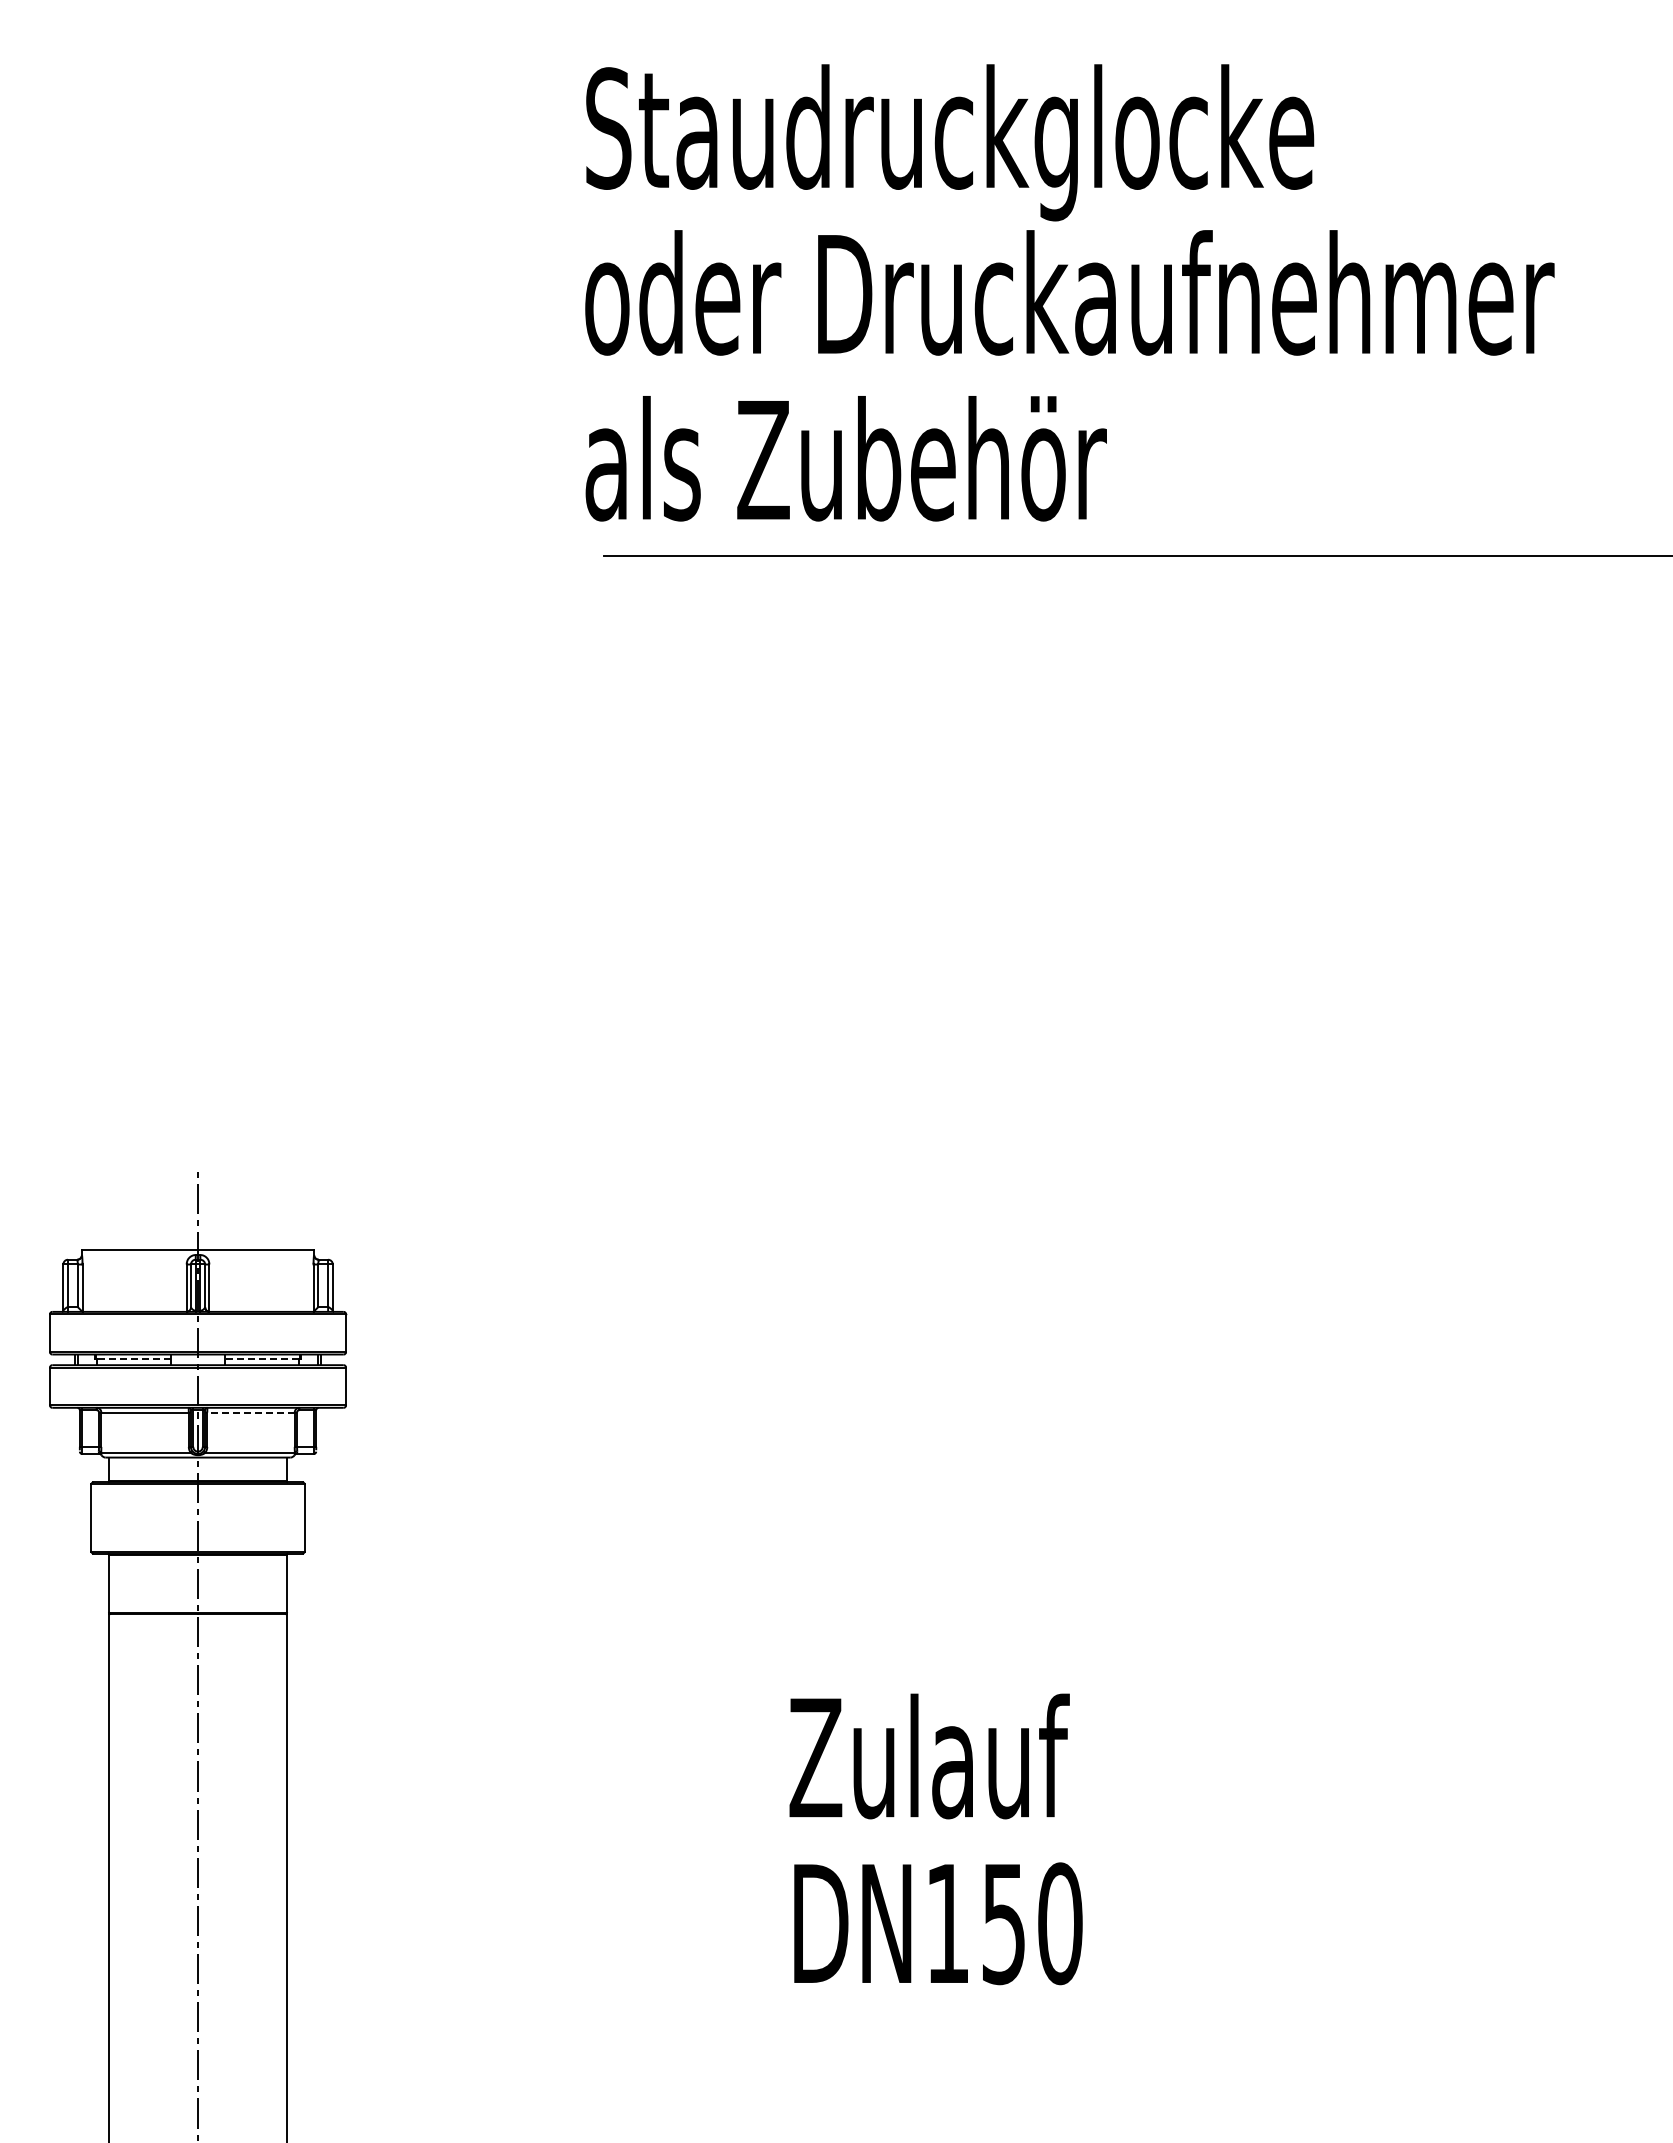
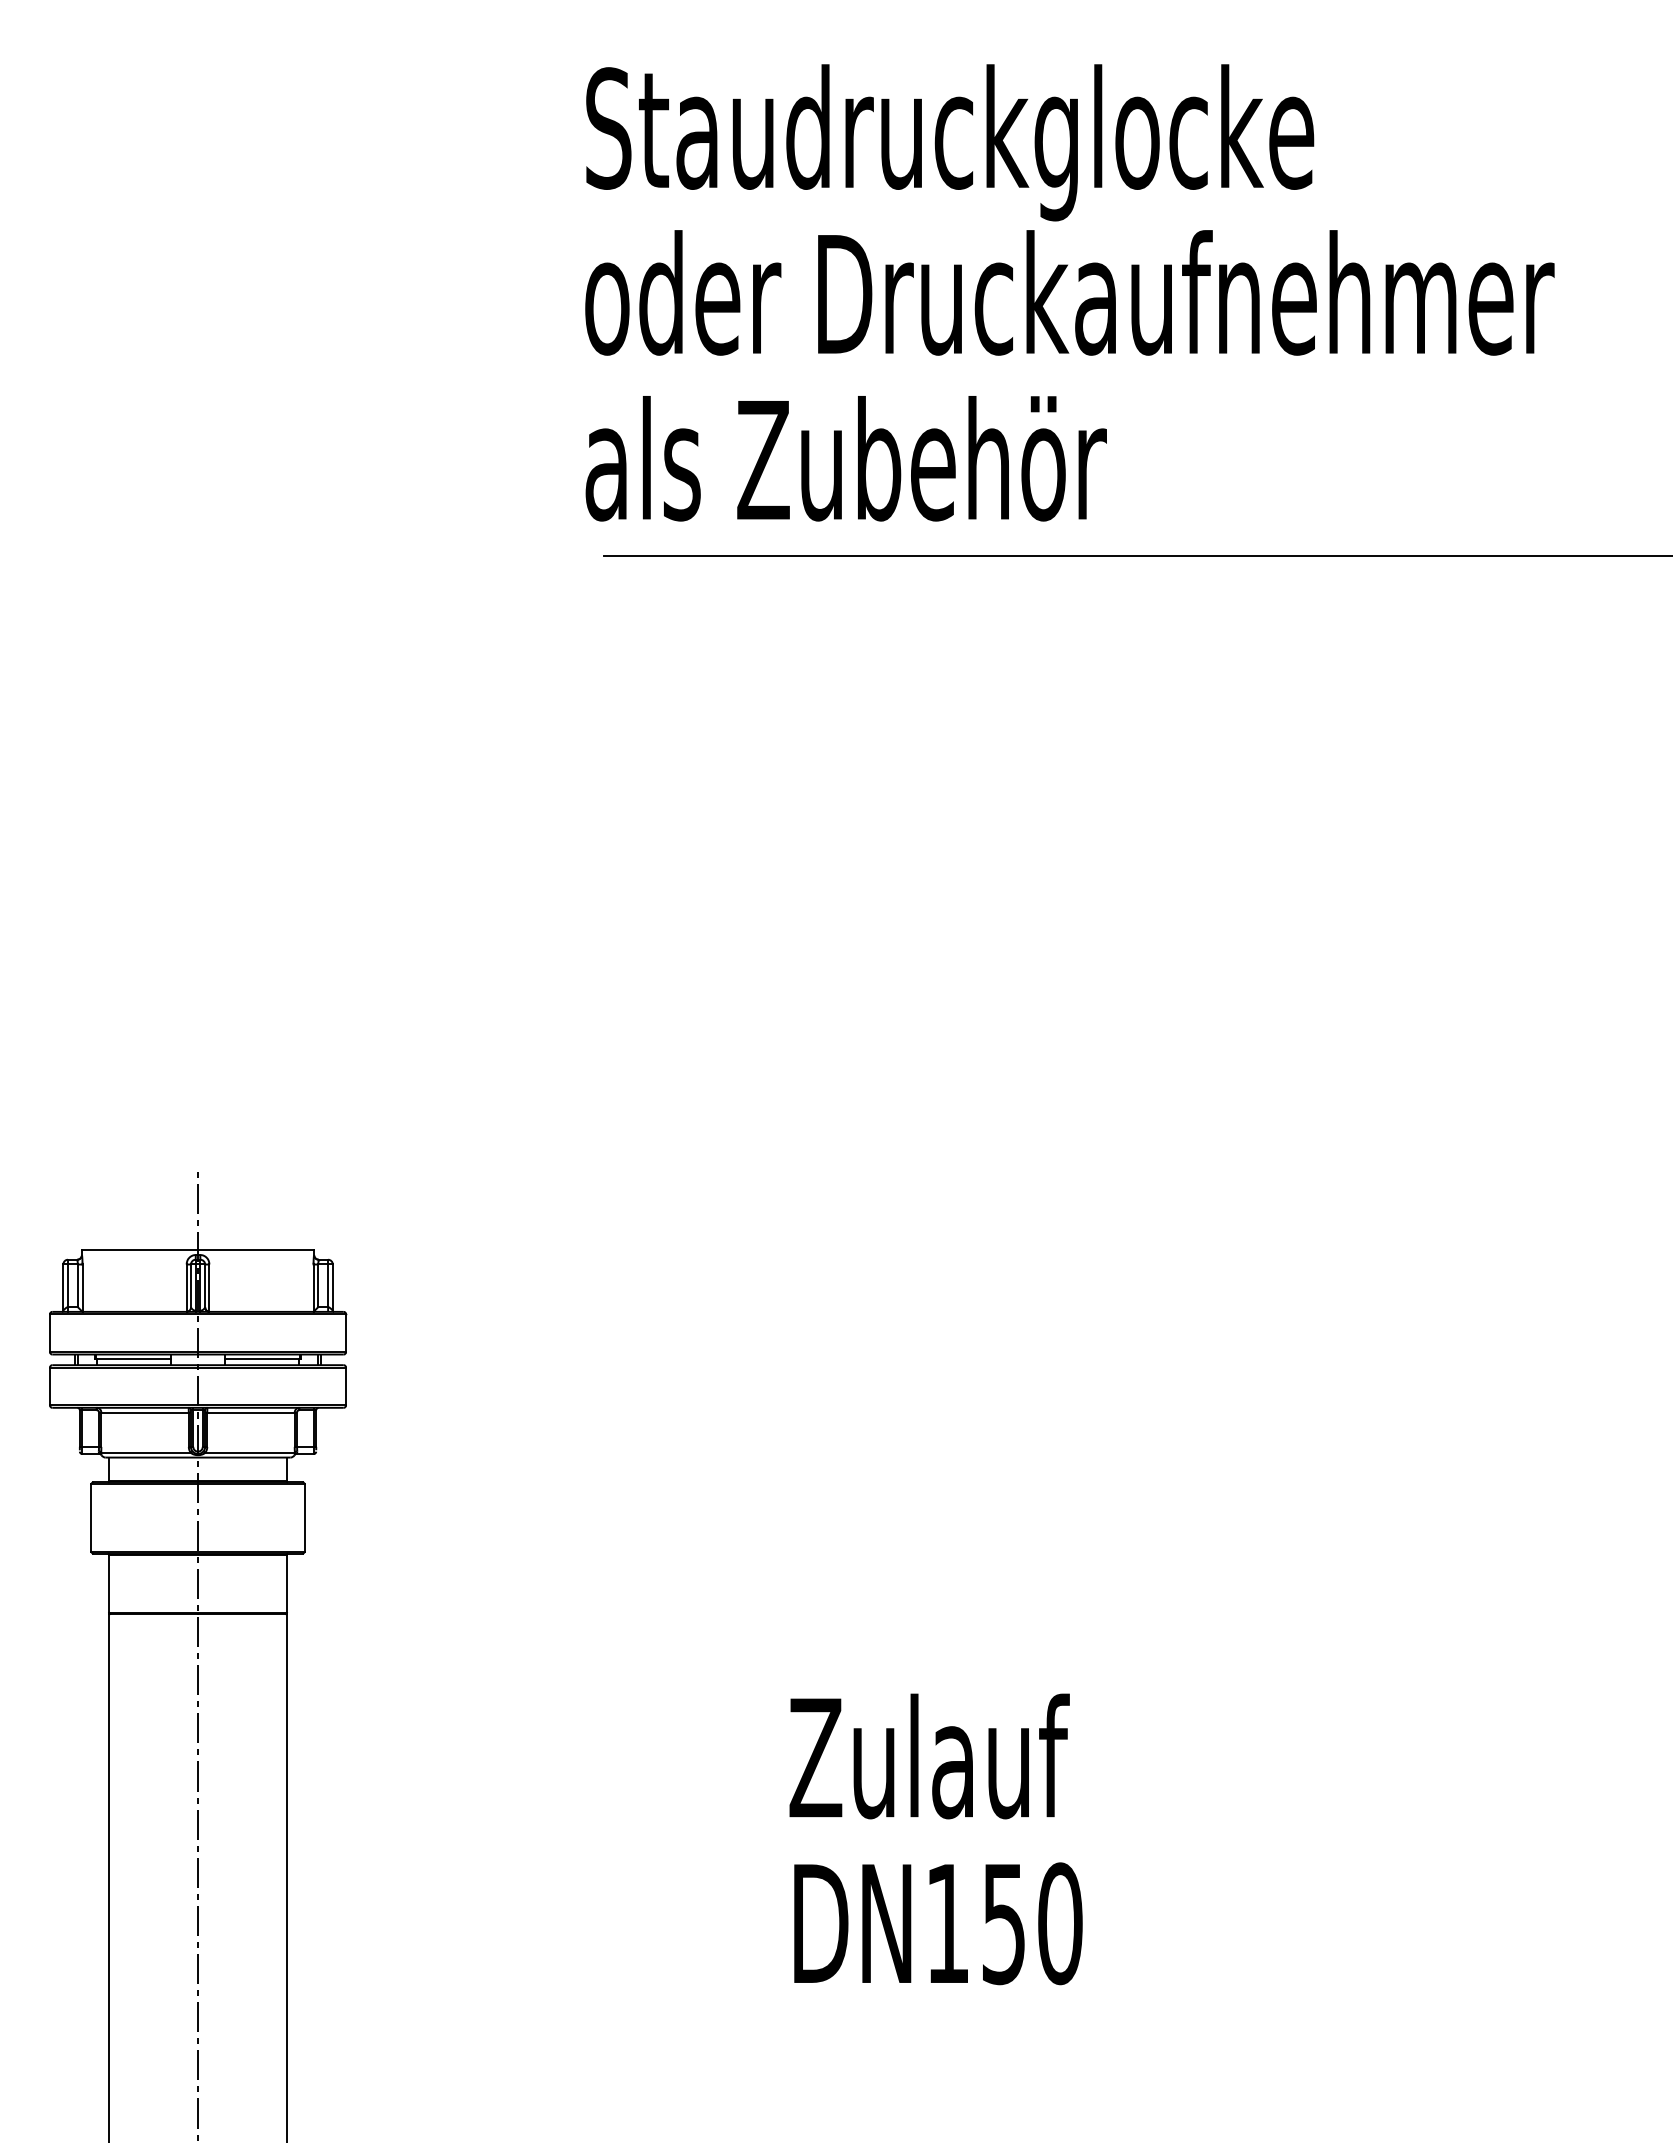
line: dashed -> solid (134, 1359)
line: dashed -> solid (261, 1359)
line: dashed -> solid (251, 1412)
